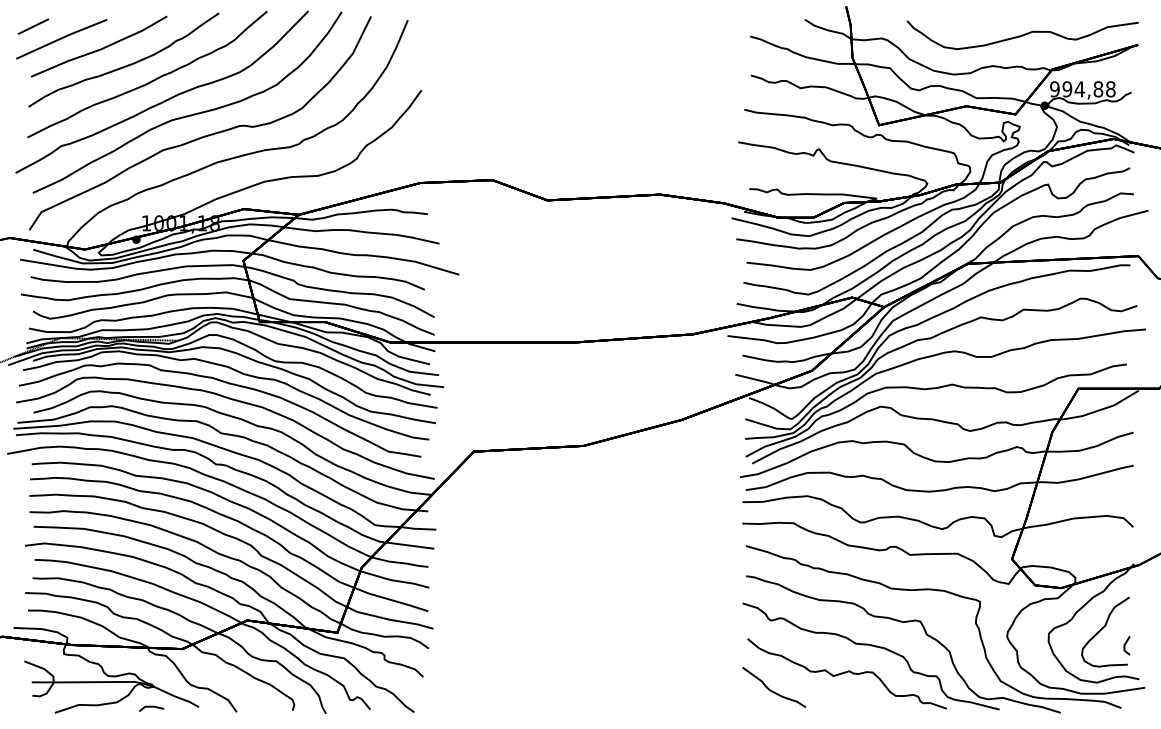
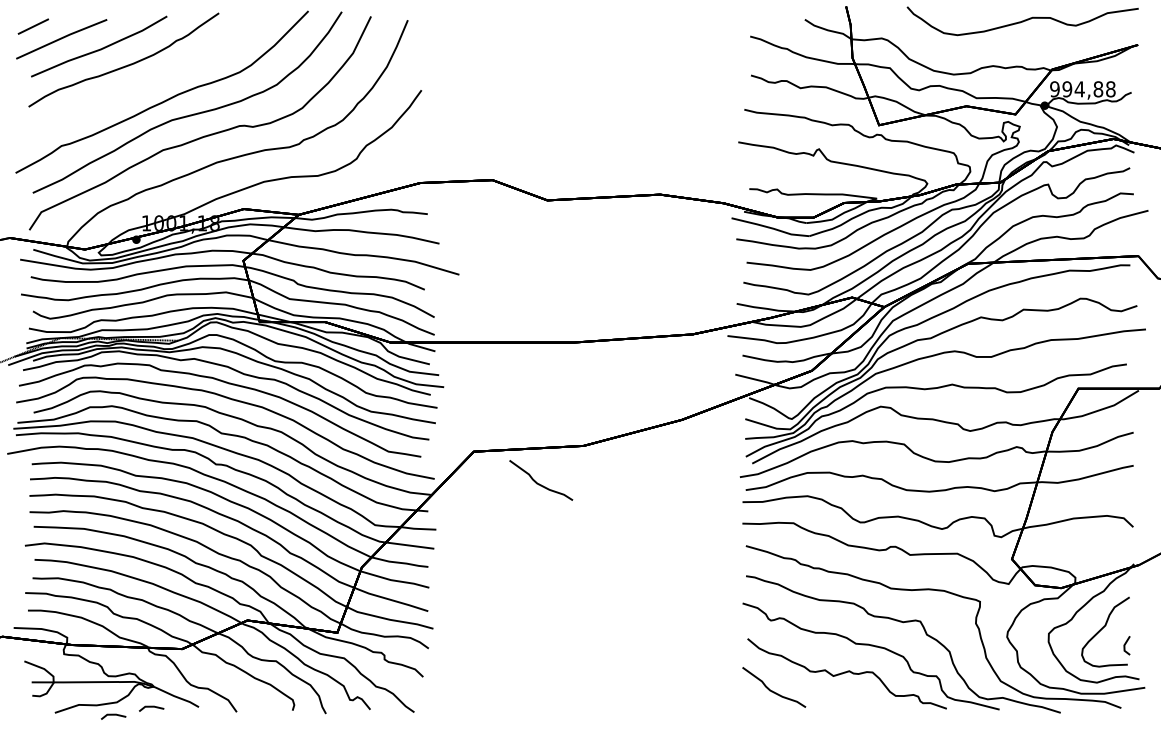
curve position: (1022, 35) -> (1022, 21) (1022, 21)
curve: present -> none (151, 80)
curve: none -> present (539, 483)
line: none -> present (113, 715)
